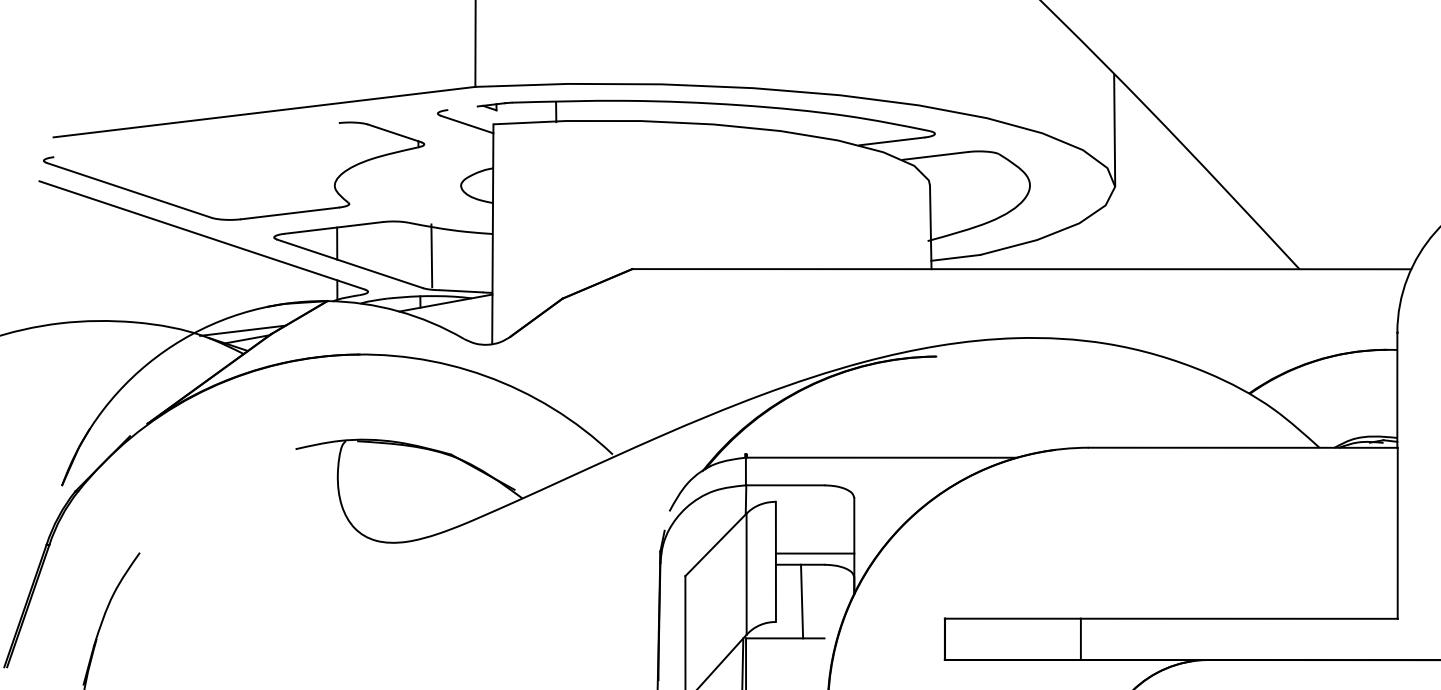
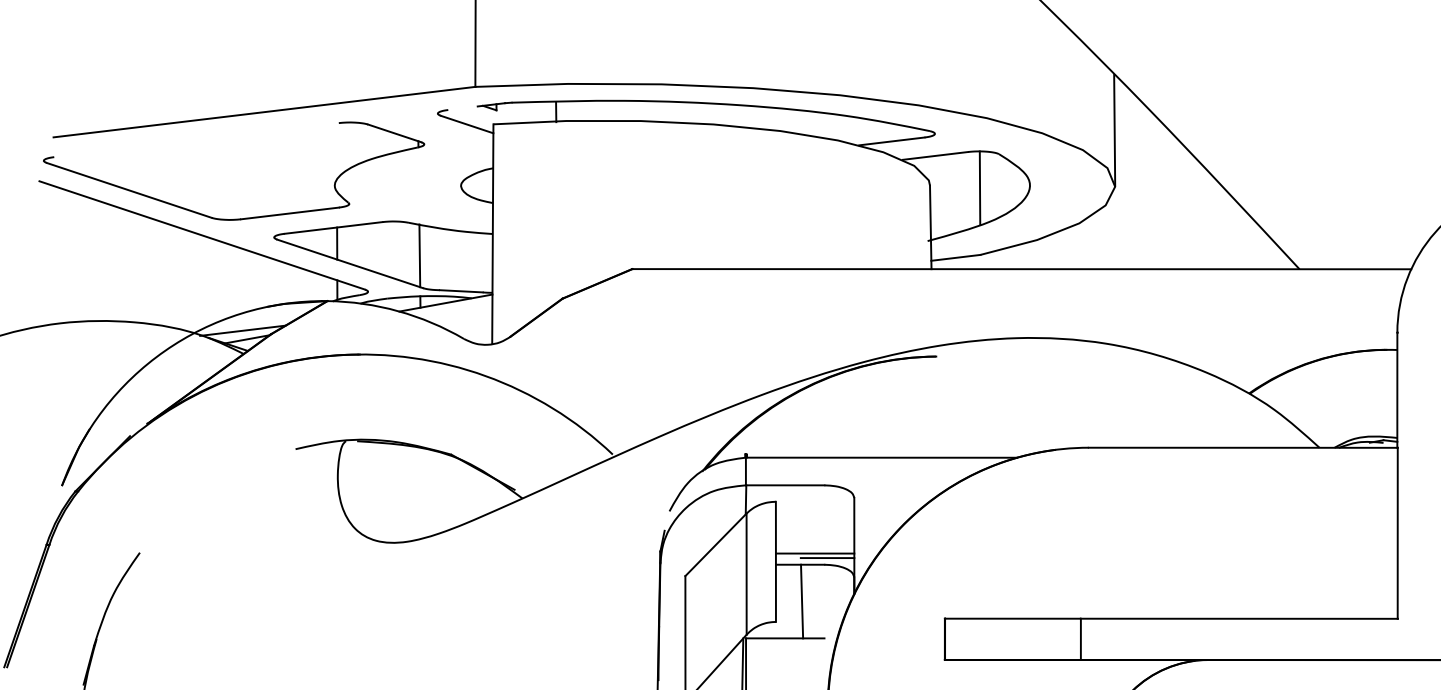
line: none -> present (979, 187)
line position: (431, 255) -> (419, 255) (419, 255)
line: none -> present (827, 558)
